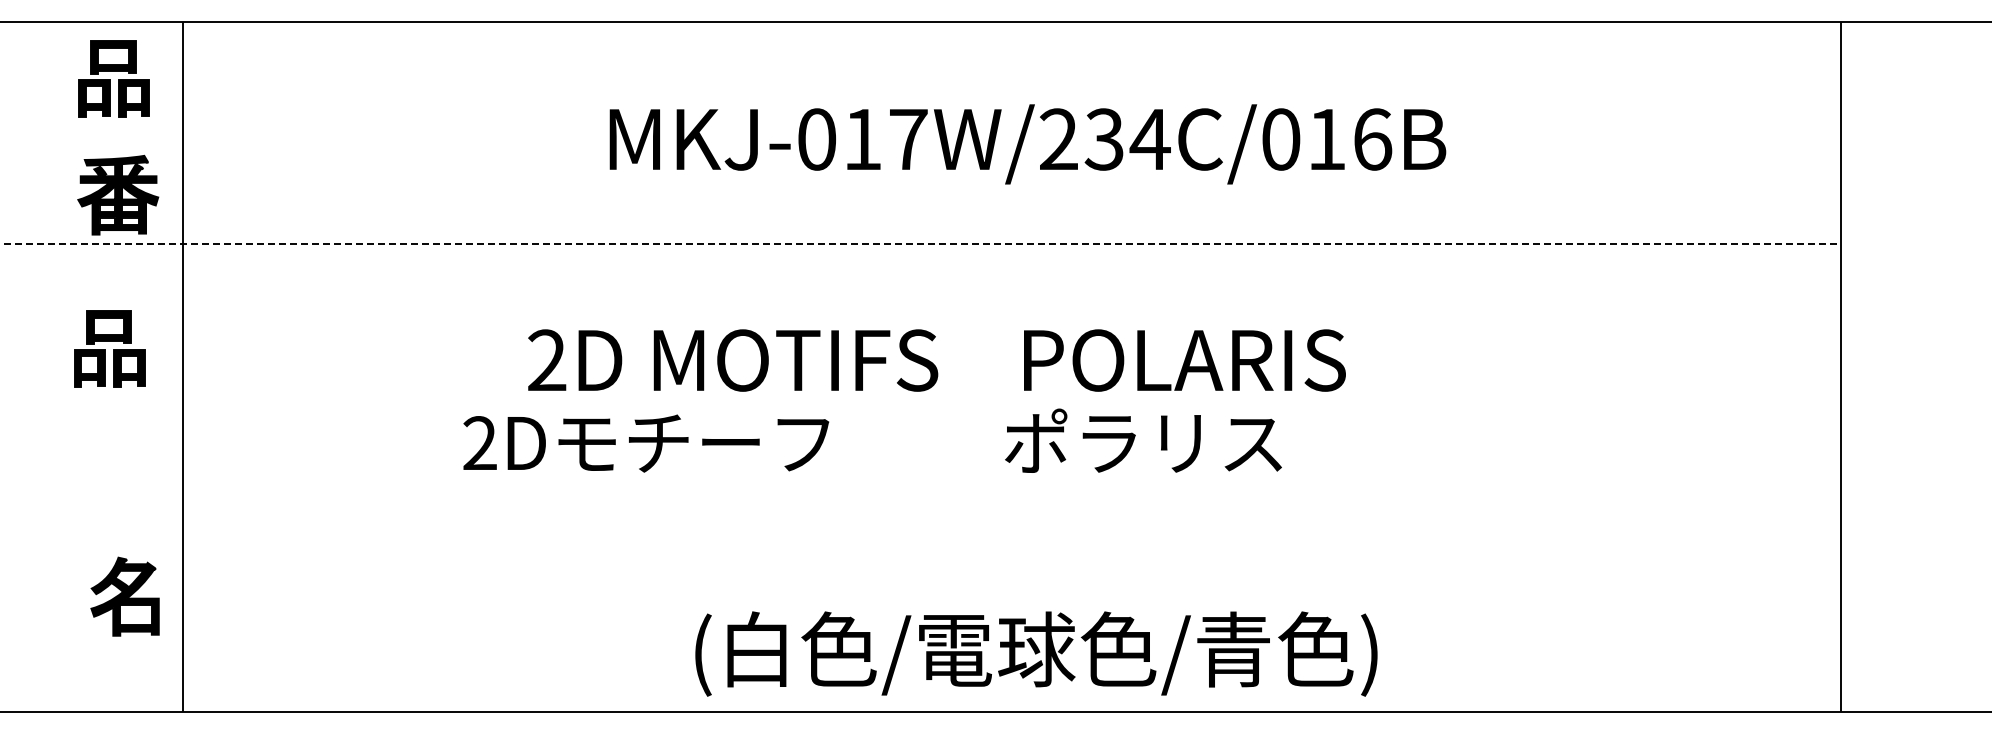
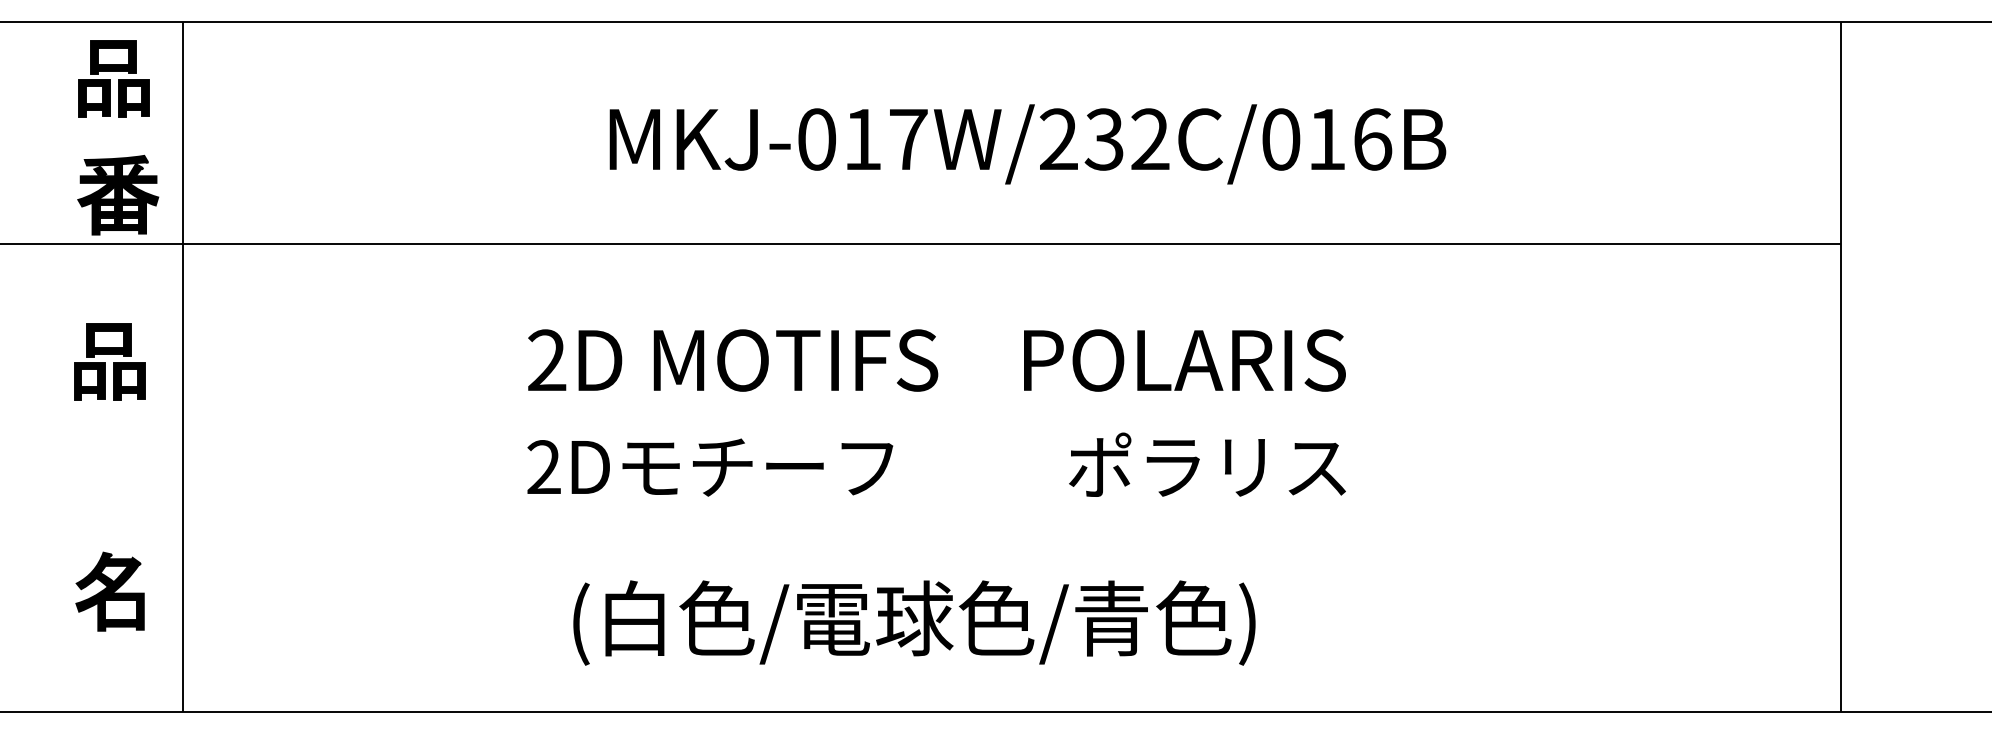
text: MKJ-017W/234C/016B -> MKJ-017W/232C/016B (1149, 138)
line: dashed -> solid (921, 244)
part position: (109, 348) -> (109, 361) (109, 361)
text position: (872, 440) -> (936, 464) (936, 464)
part position: (124, 596) -> (109, 591) (109, 591)
text position: (1036, 653) -> (914, 622) (914, 622)
